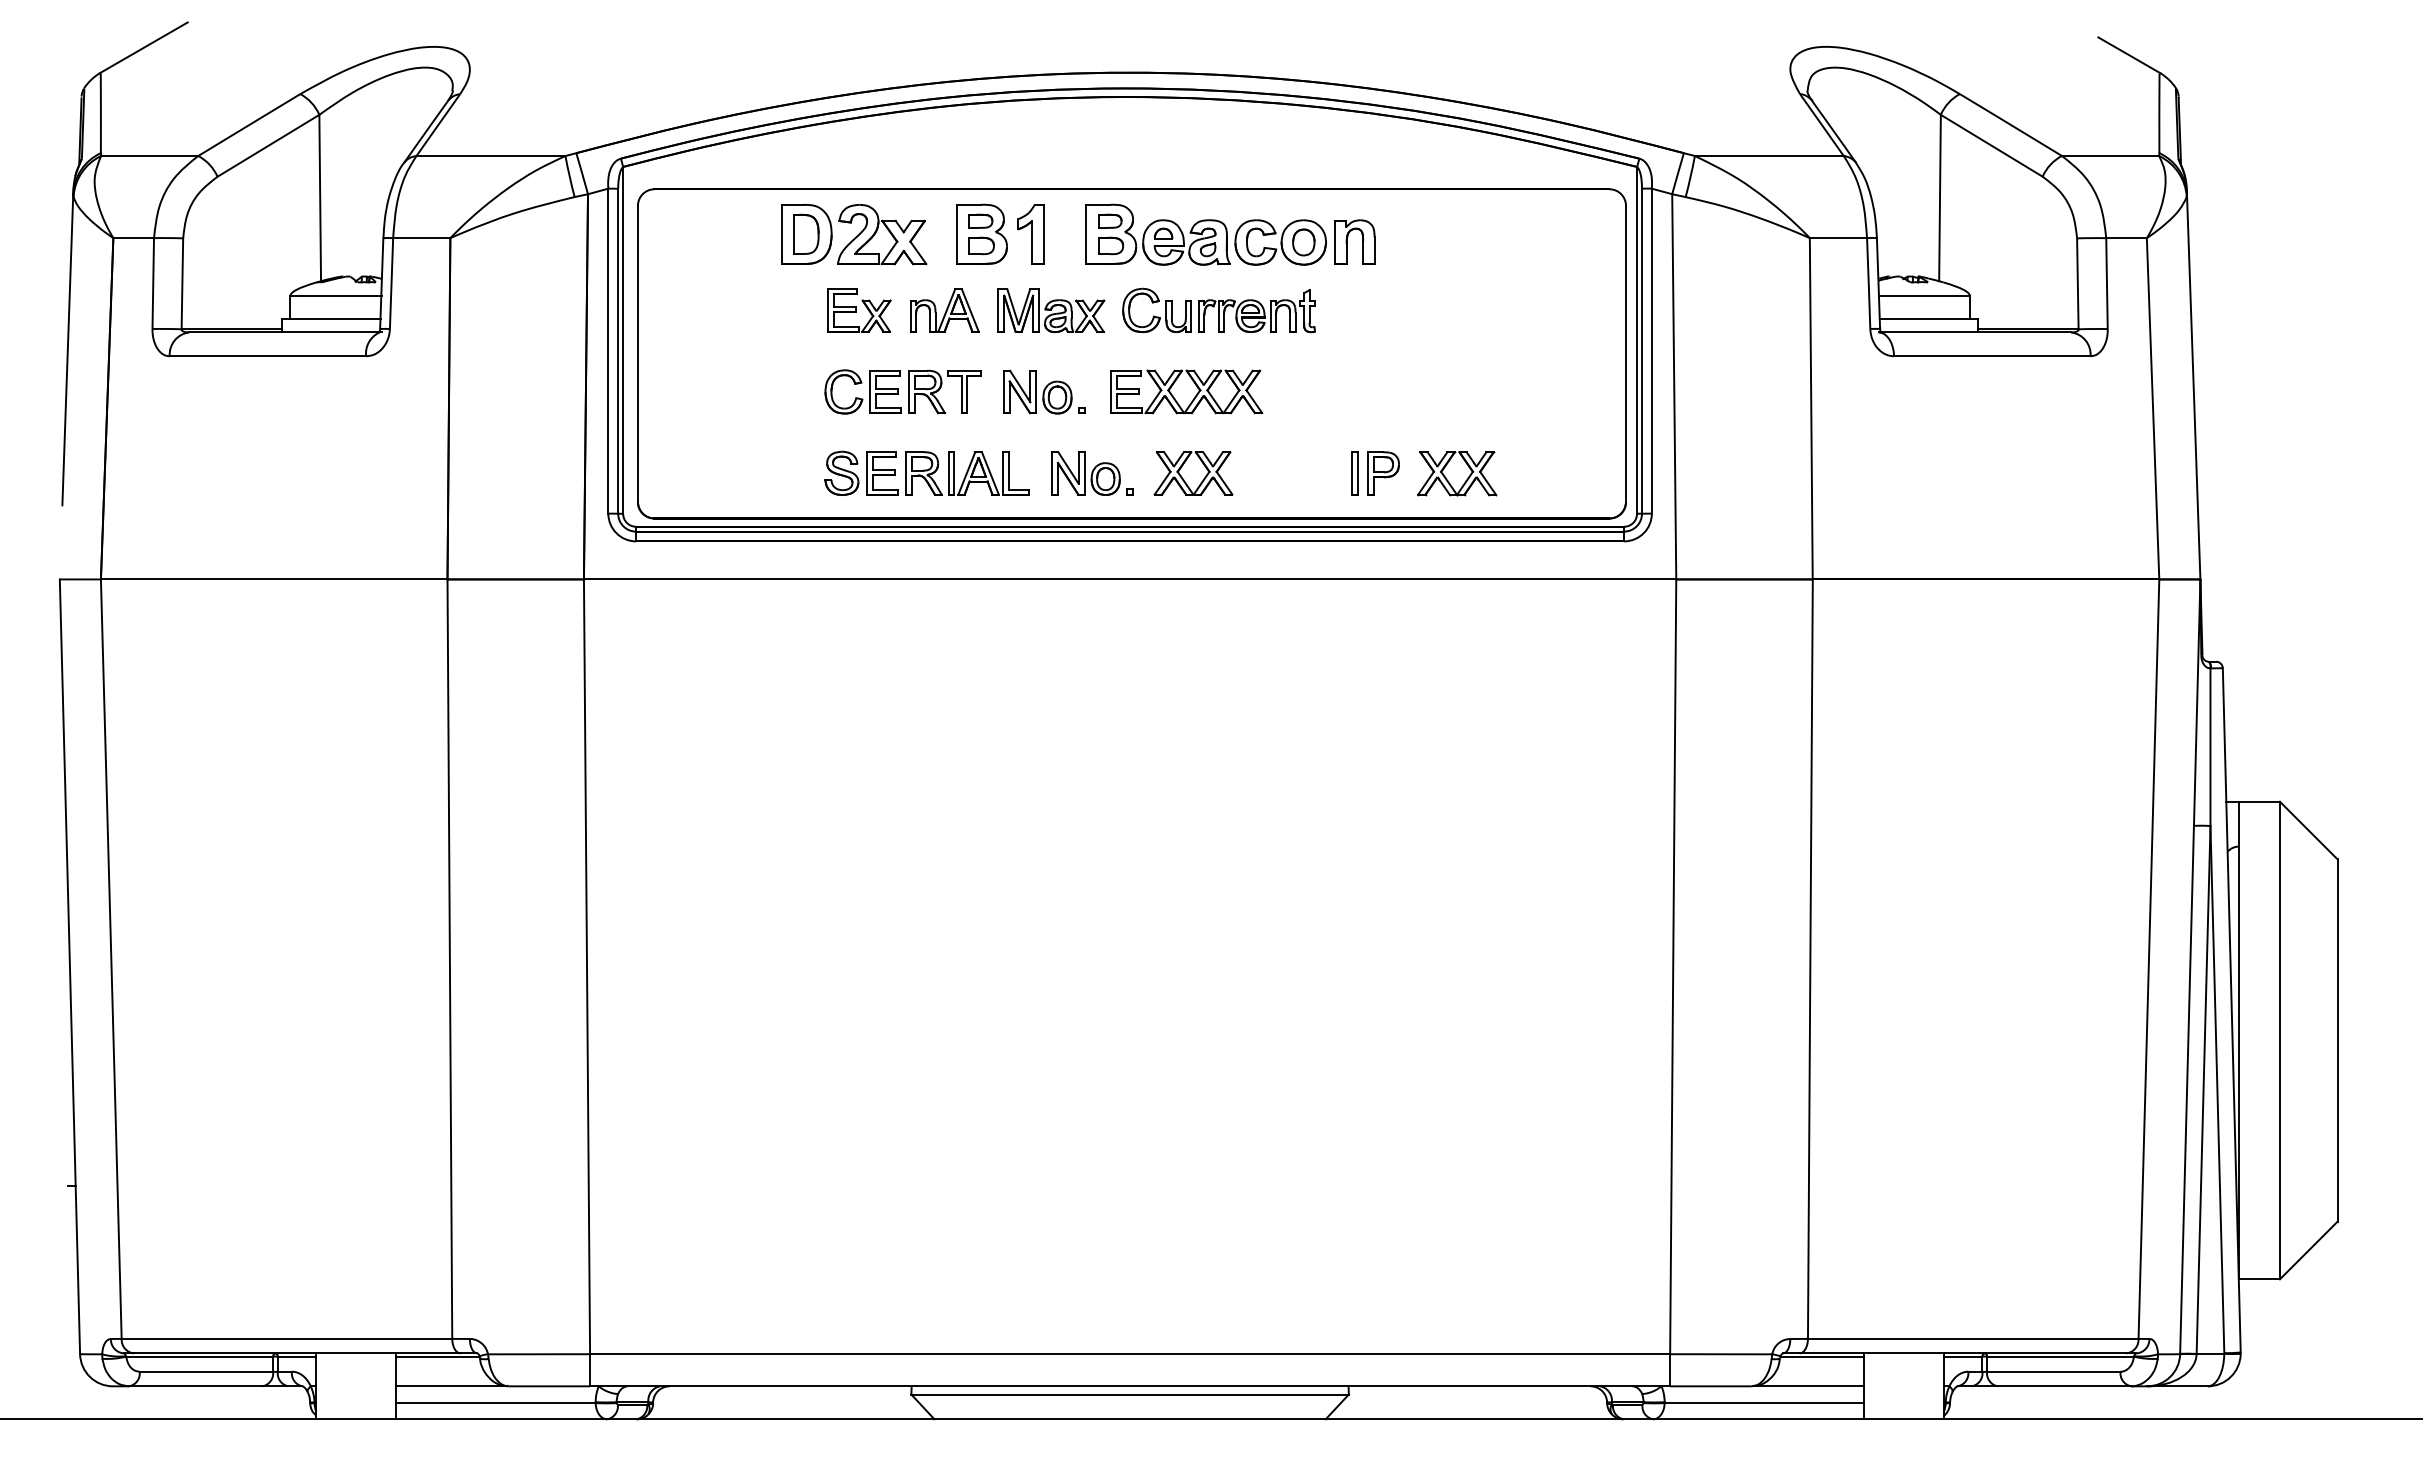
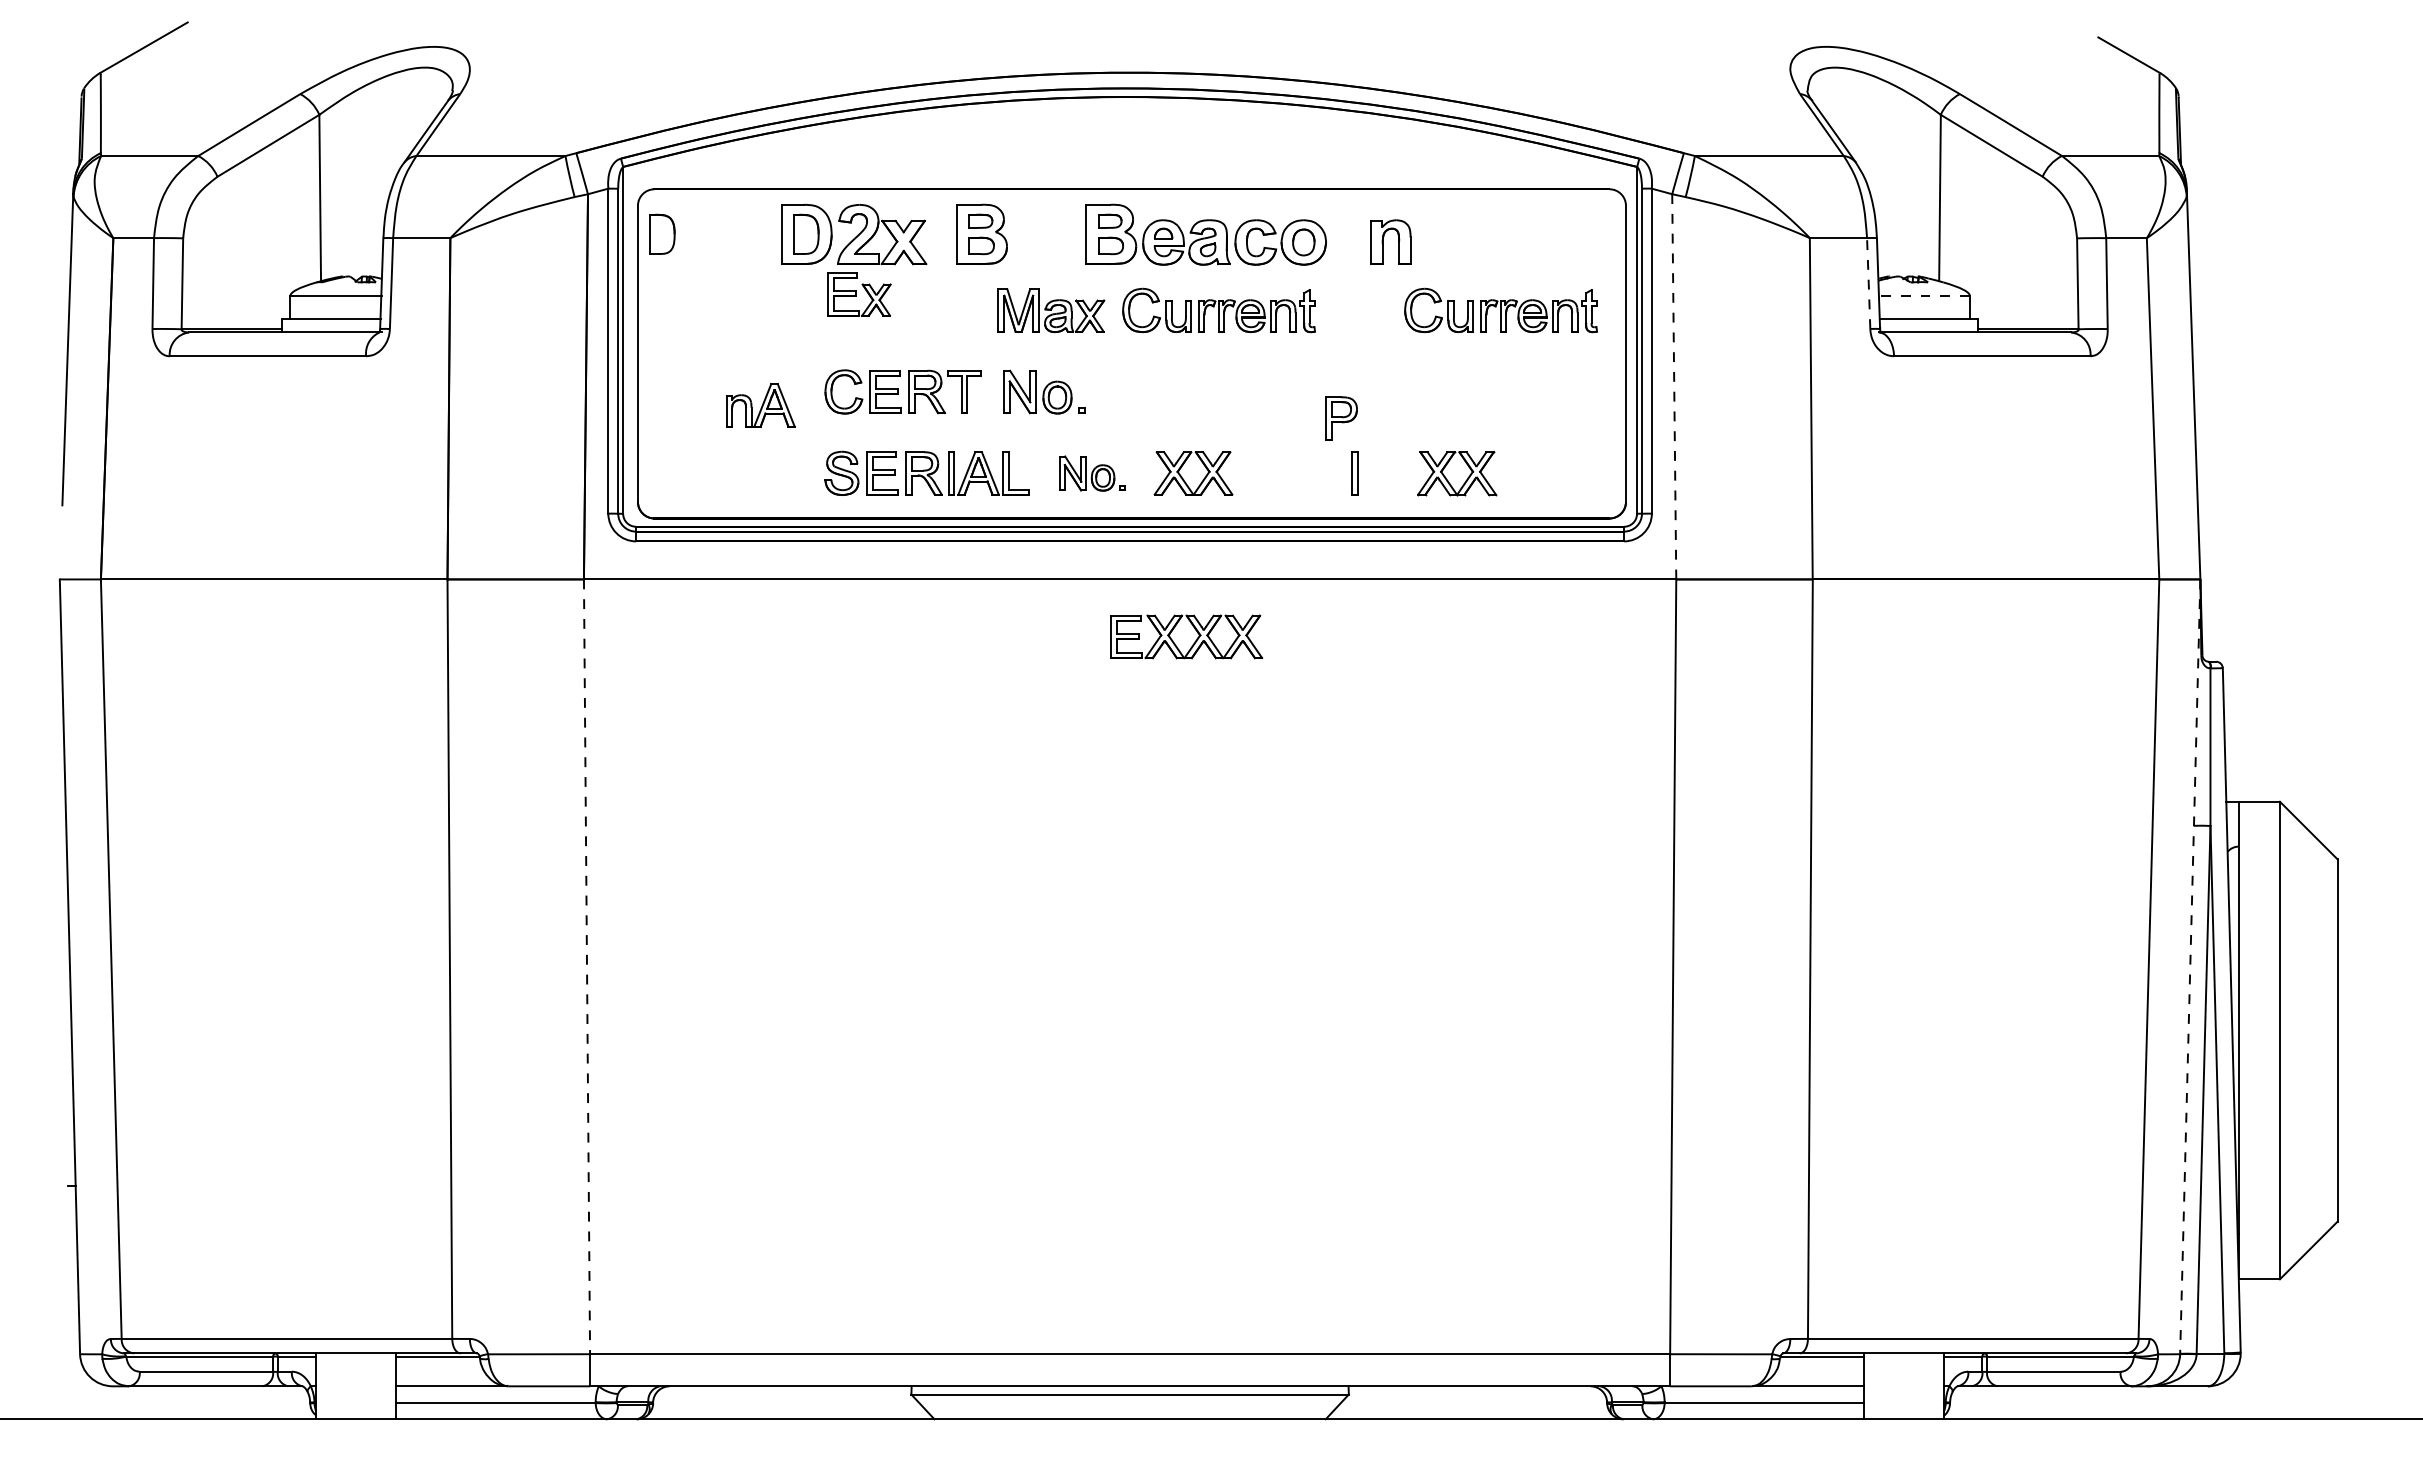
part: none -> present (662, 233)
part: present -> none (1030, 234)
part position: (1347, 241) -> (1383, 241) (1383, 241)
line: solid -> dashed (1868, 283)
line: solid -> dashed (1924, 296)
part position: (859, 310) -> (859, 294) (859, 294)
part position: (944, 310) -> (760, 405) (760, 405)
part: none -> present (1500, 310)
line: solid -> dashed (1674, 386)
part position: (1194, 396) -> (1194, 641) (1194, 641)
part size: 83x45 px -> 67x37 px (1092, 473)
part position: (1383, 473) -> (1341, 418) (1341, 418)
line: solid -> dashed (2190, 966)
line: solid -> dashed (587, 967)
